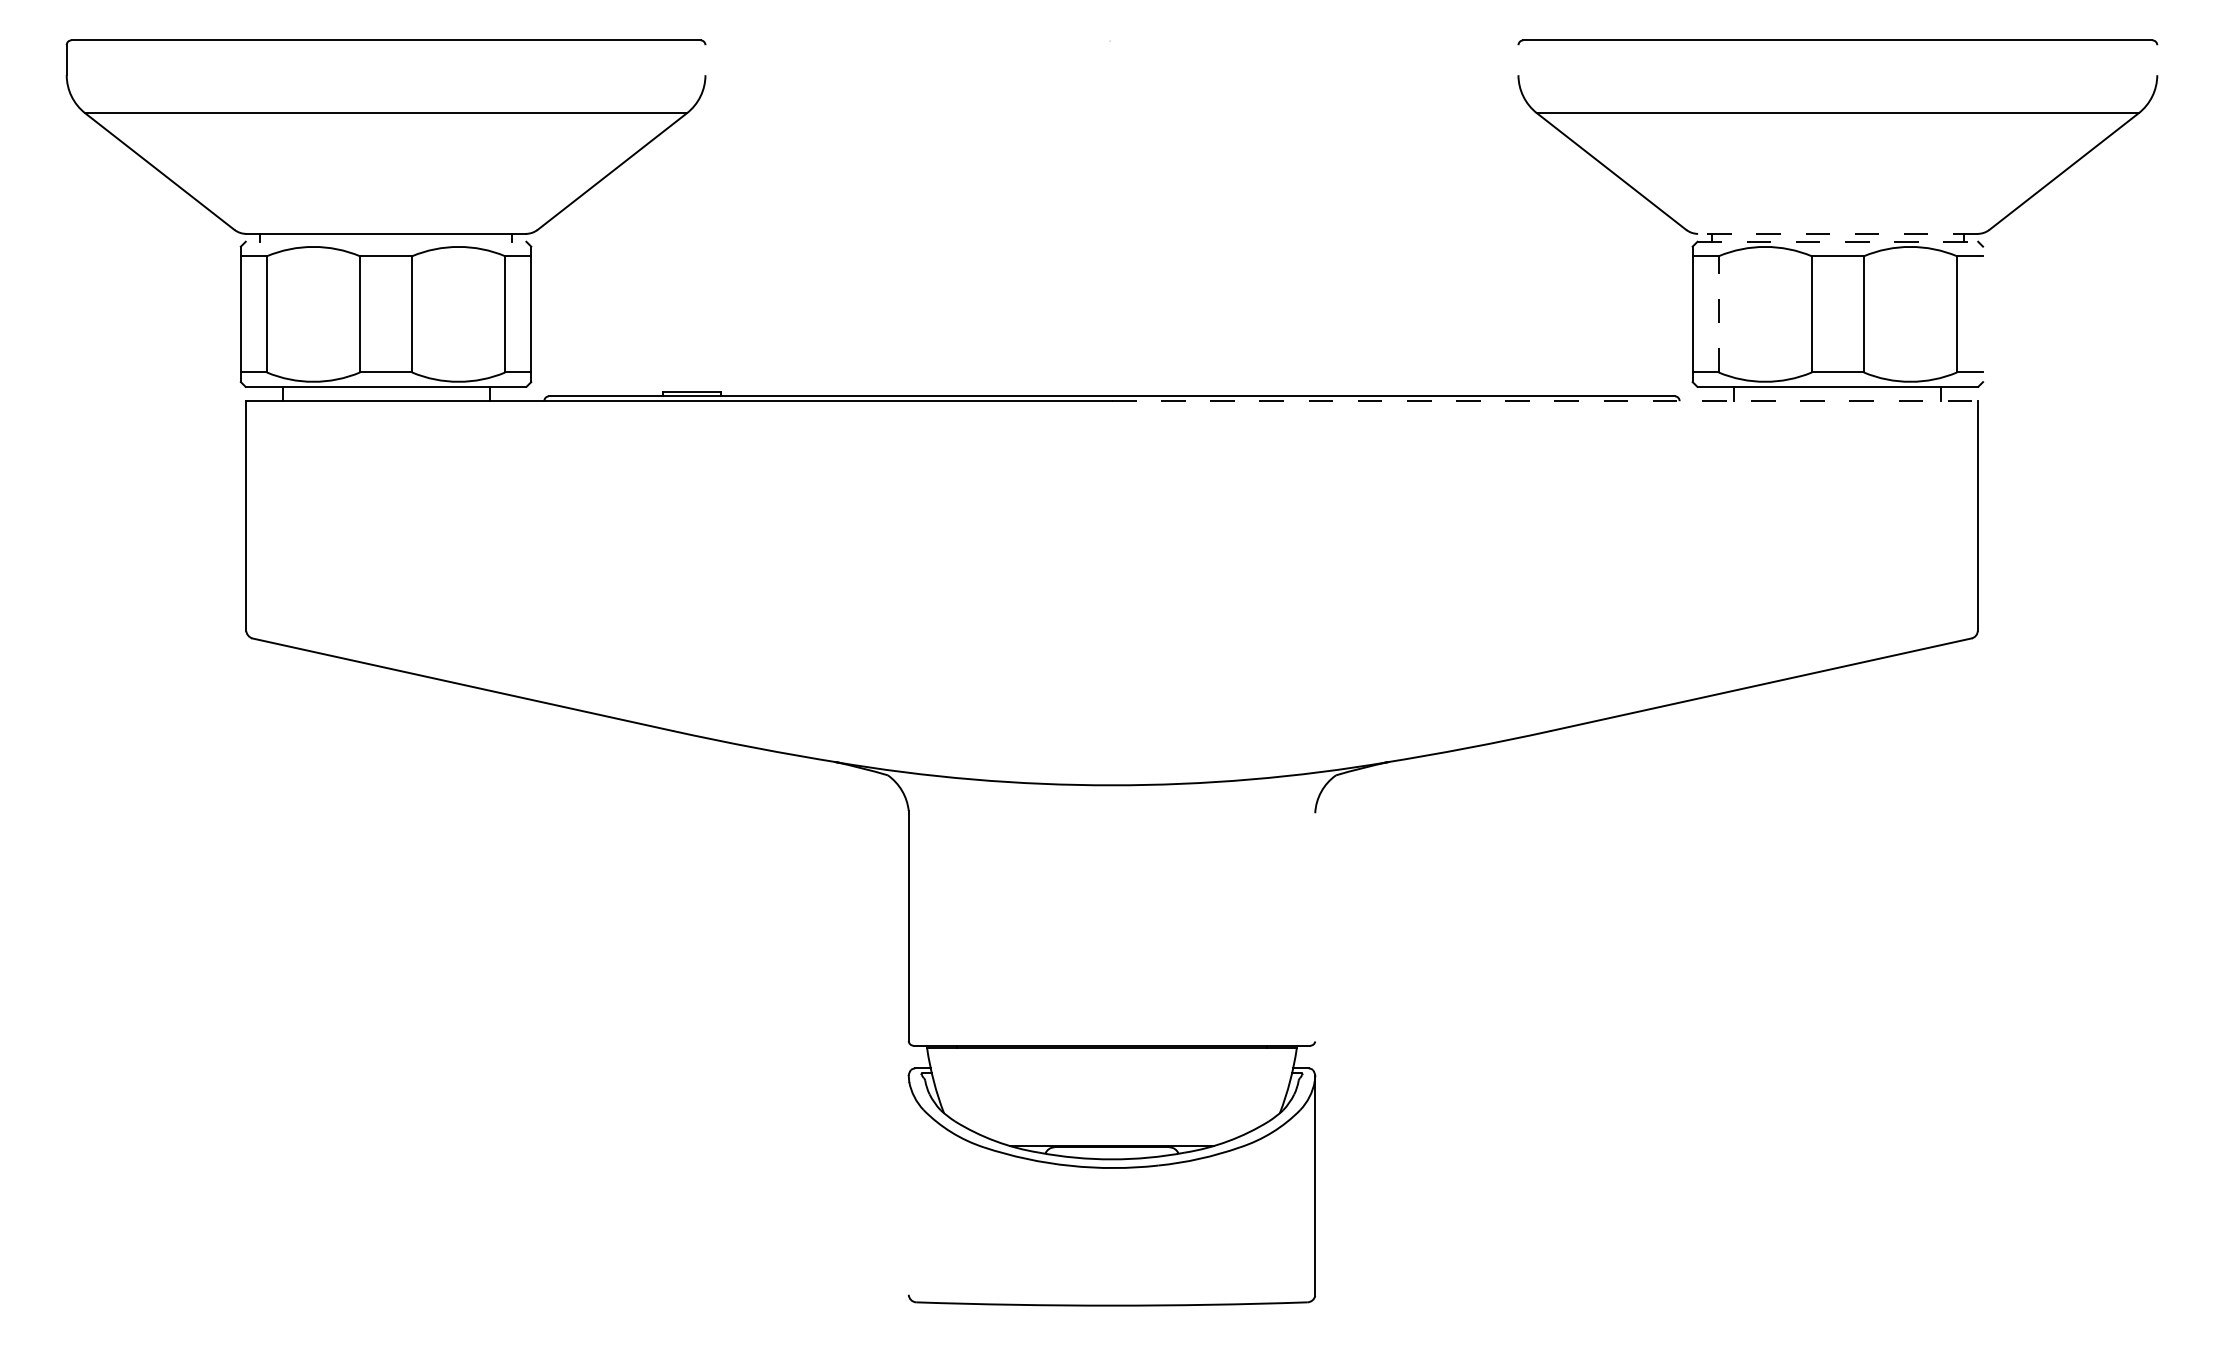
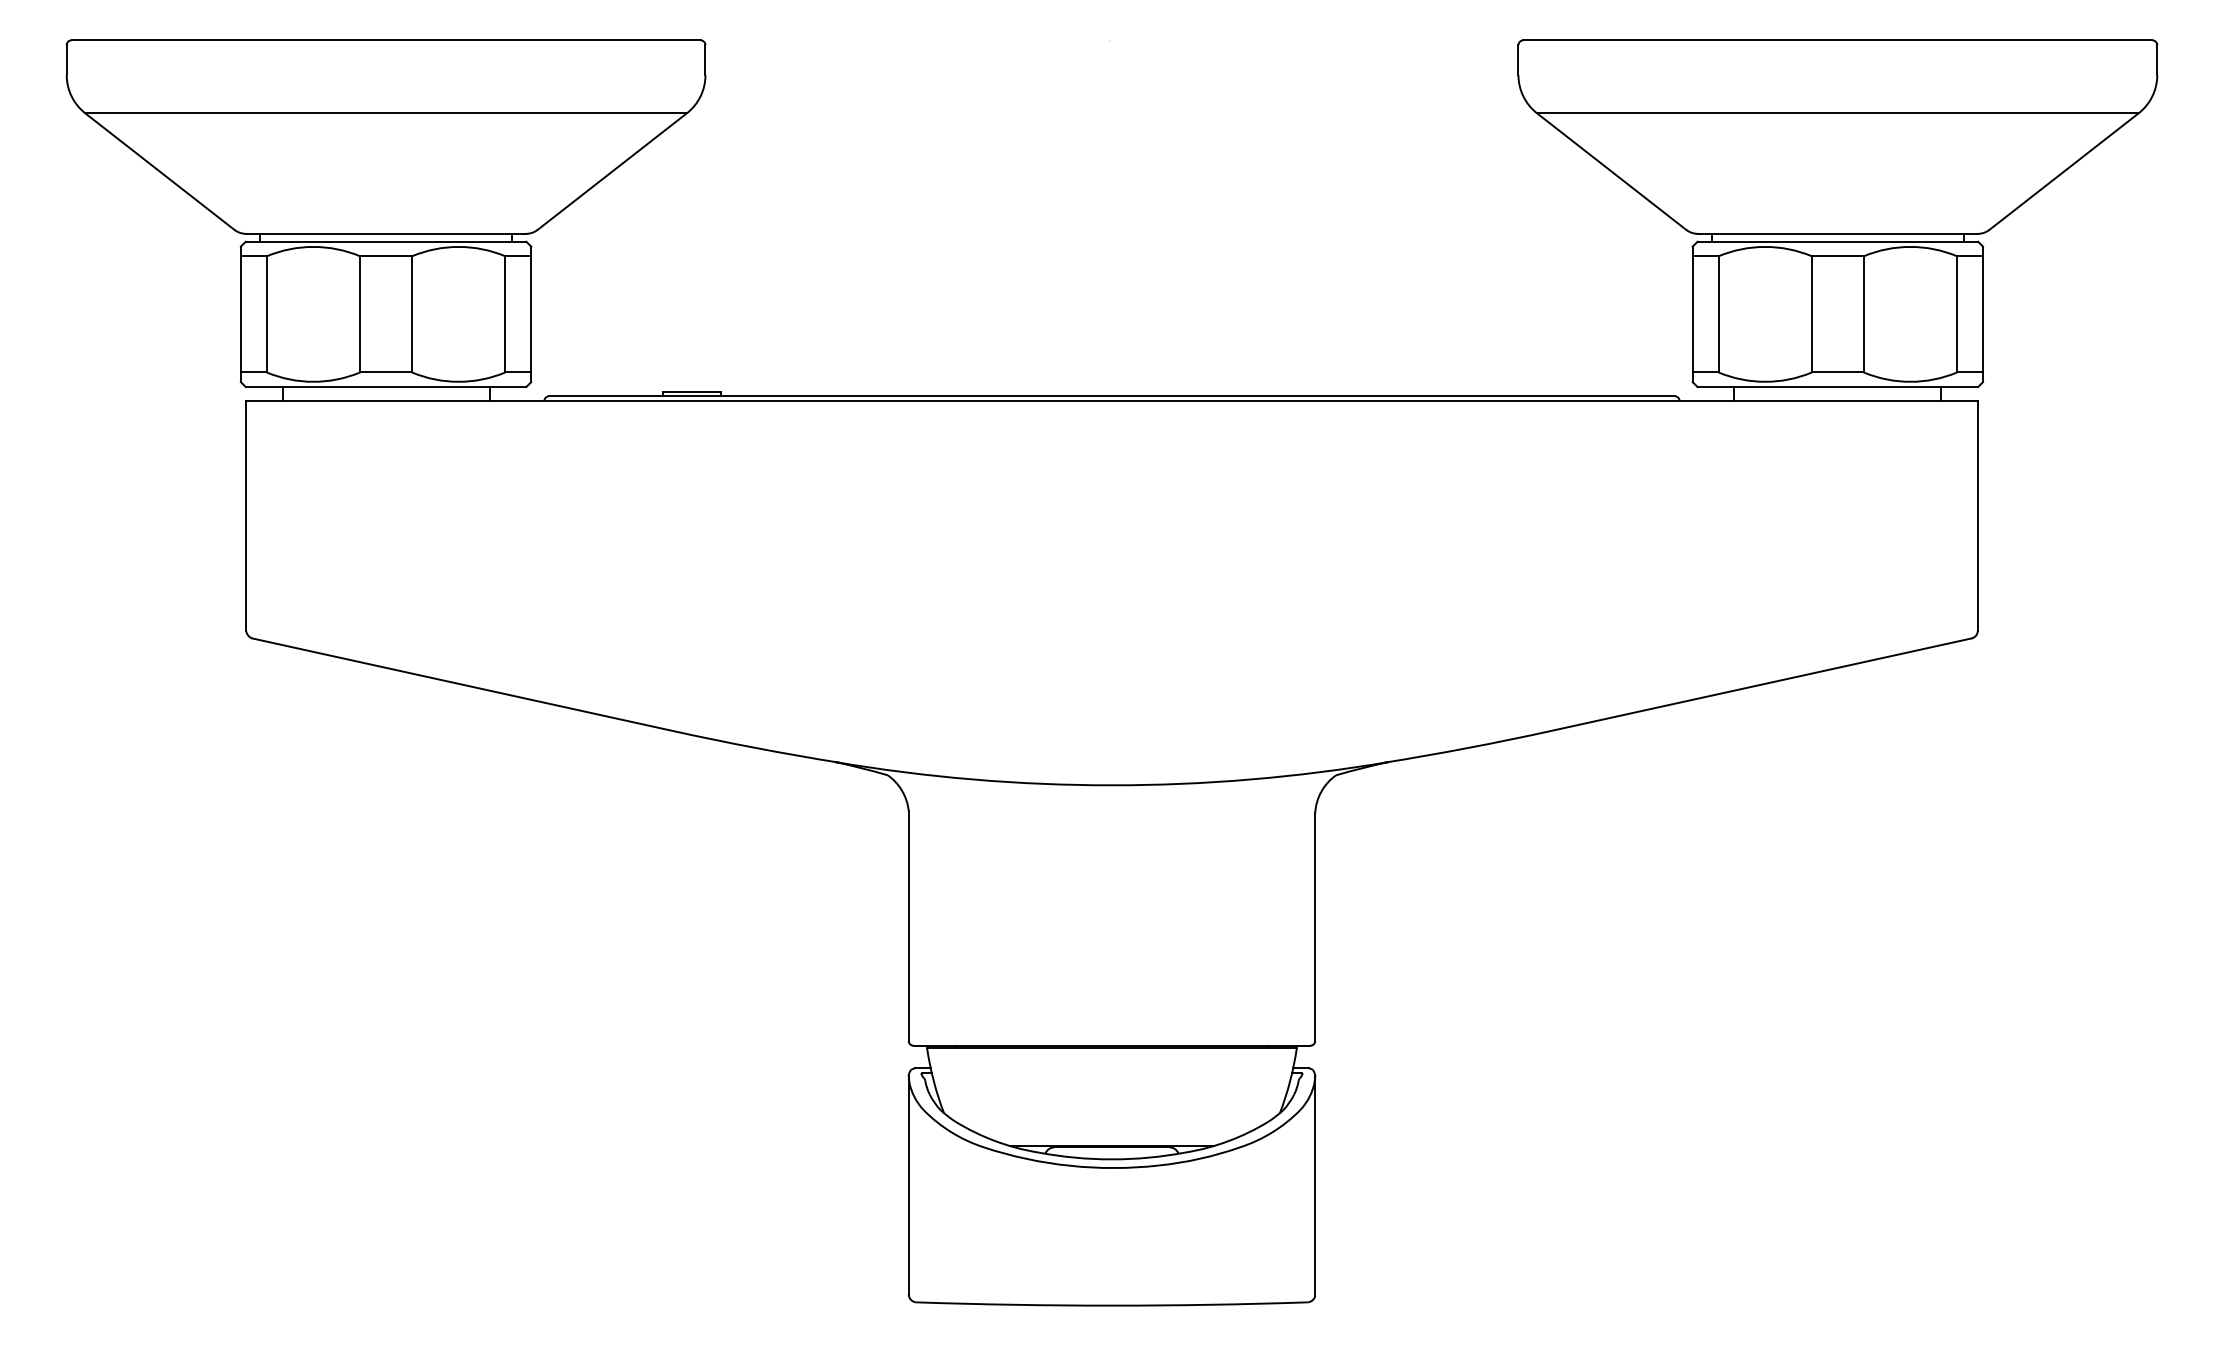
line: none -> present (705, 60)
line: none -> present (1518, 60)
line: none -> present (2157, 60)
line: dashed -> solid (1837, 233)
line: none -> present (385, 241)
line: dashed -> solid (1838, 241)
line: dashed -> solid (1718, 313)
line: none -> present (1983, 314)
line: dashed -> solid (1544, 401)
line: none -> present (1315, 927)
line: none -> present (908, 1184)
